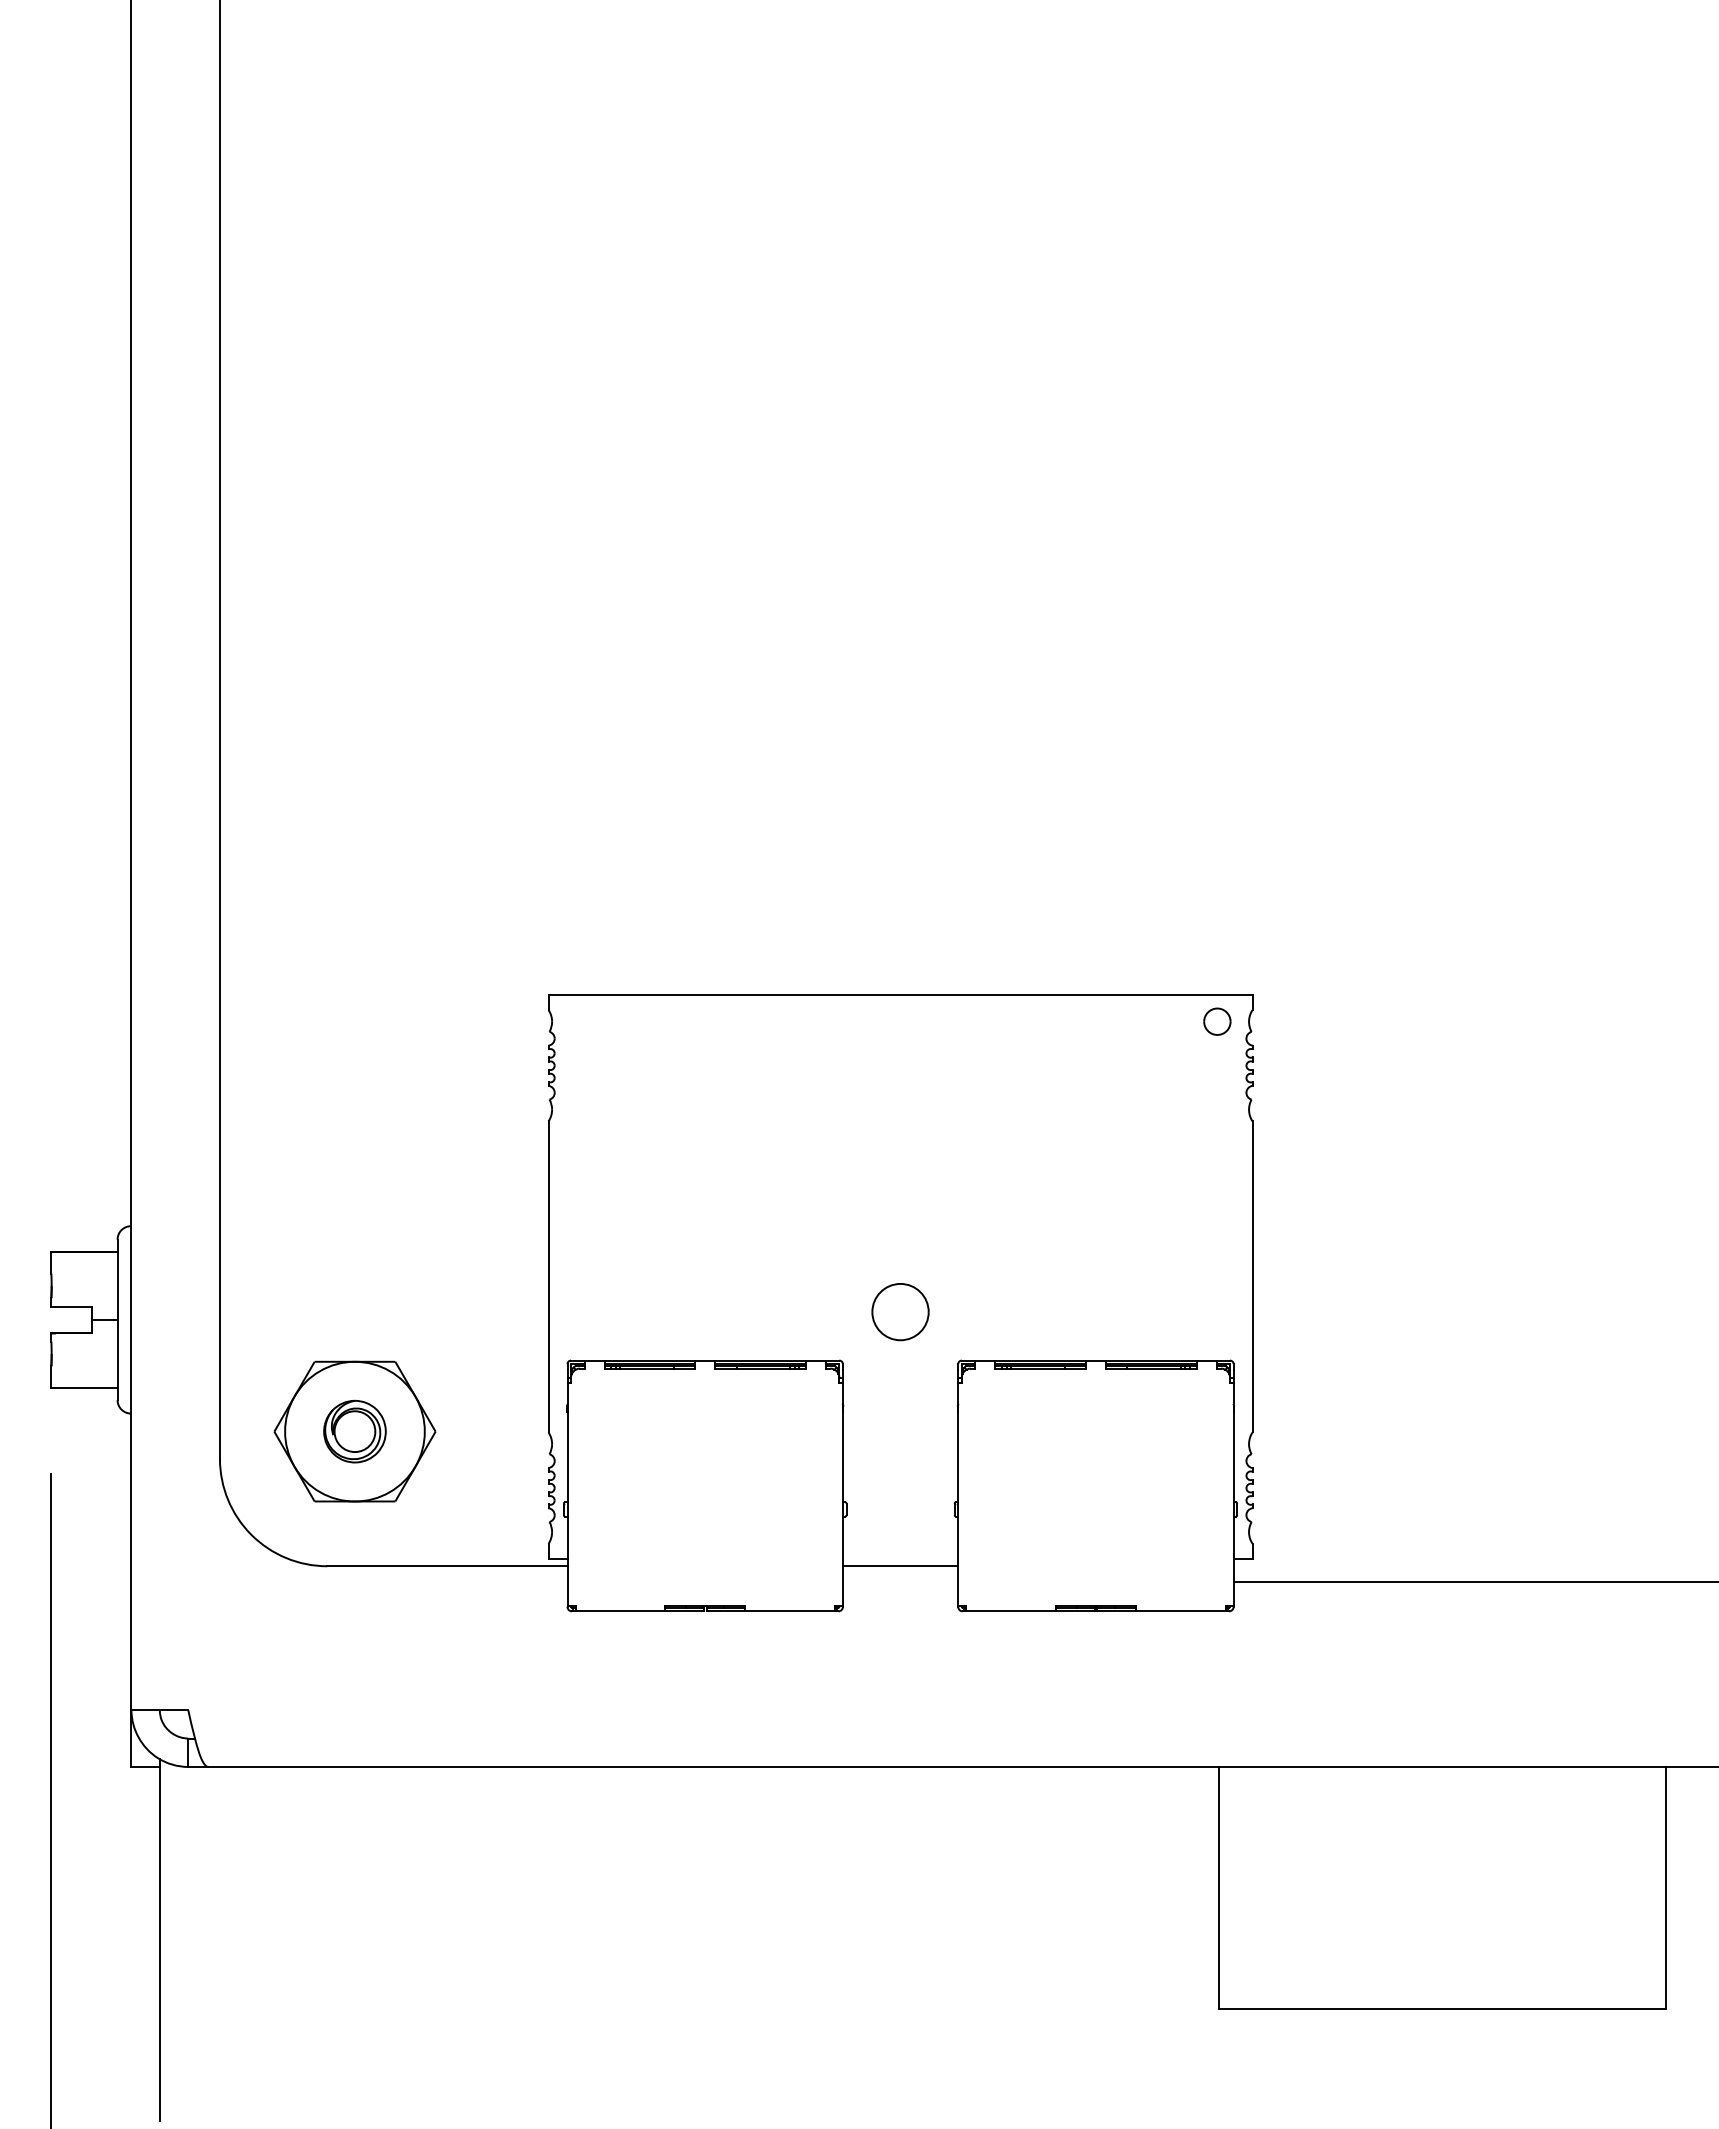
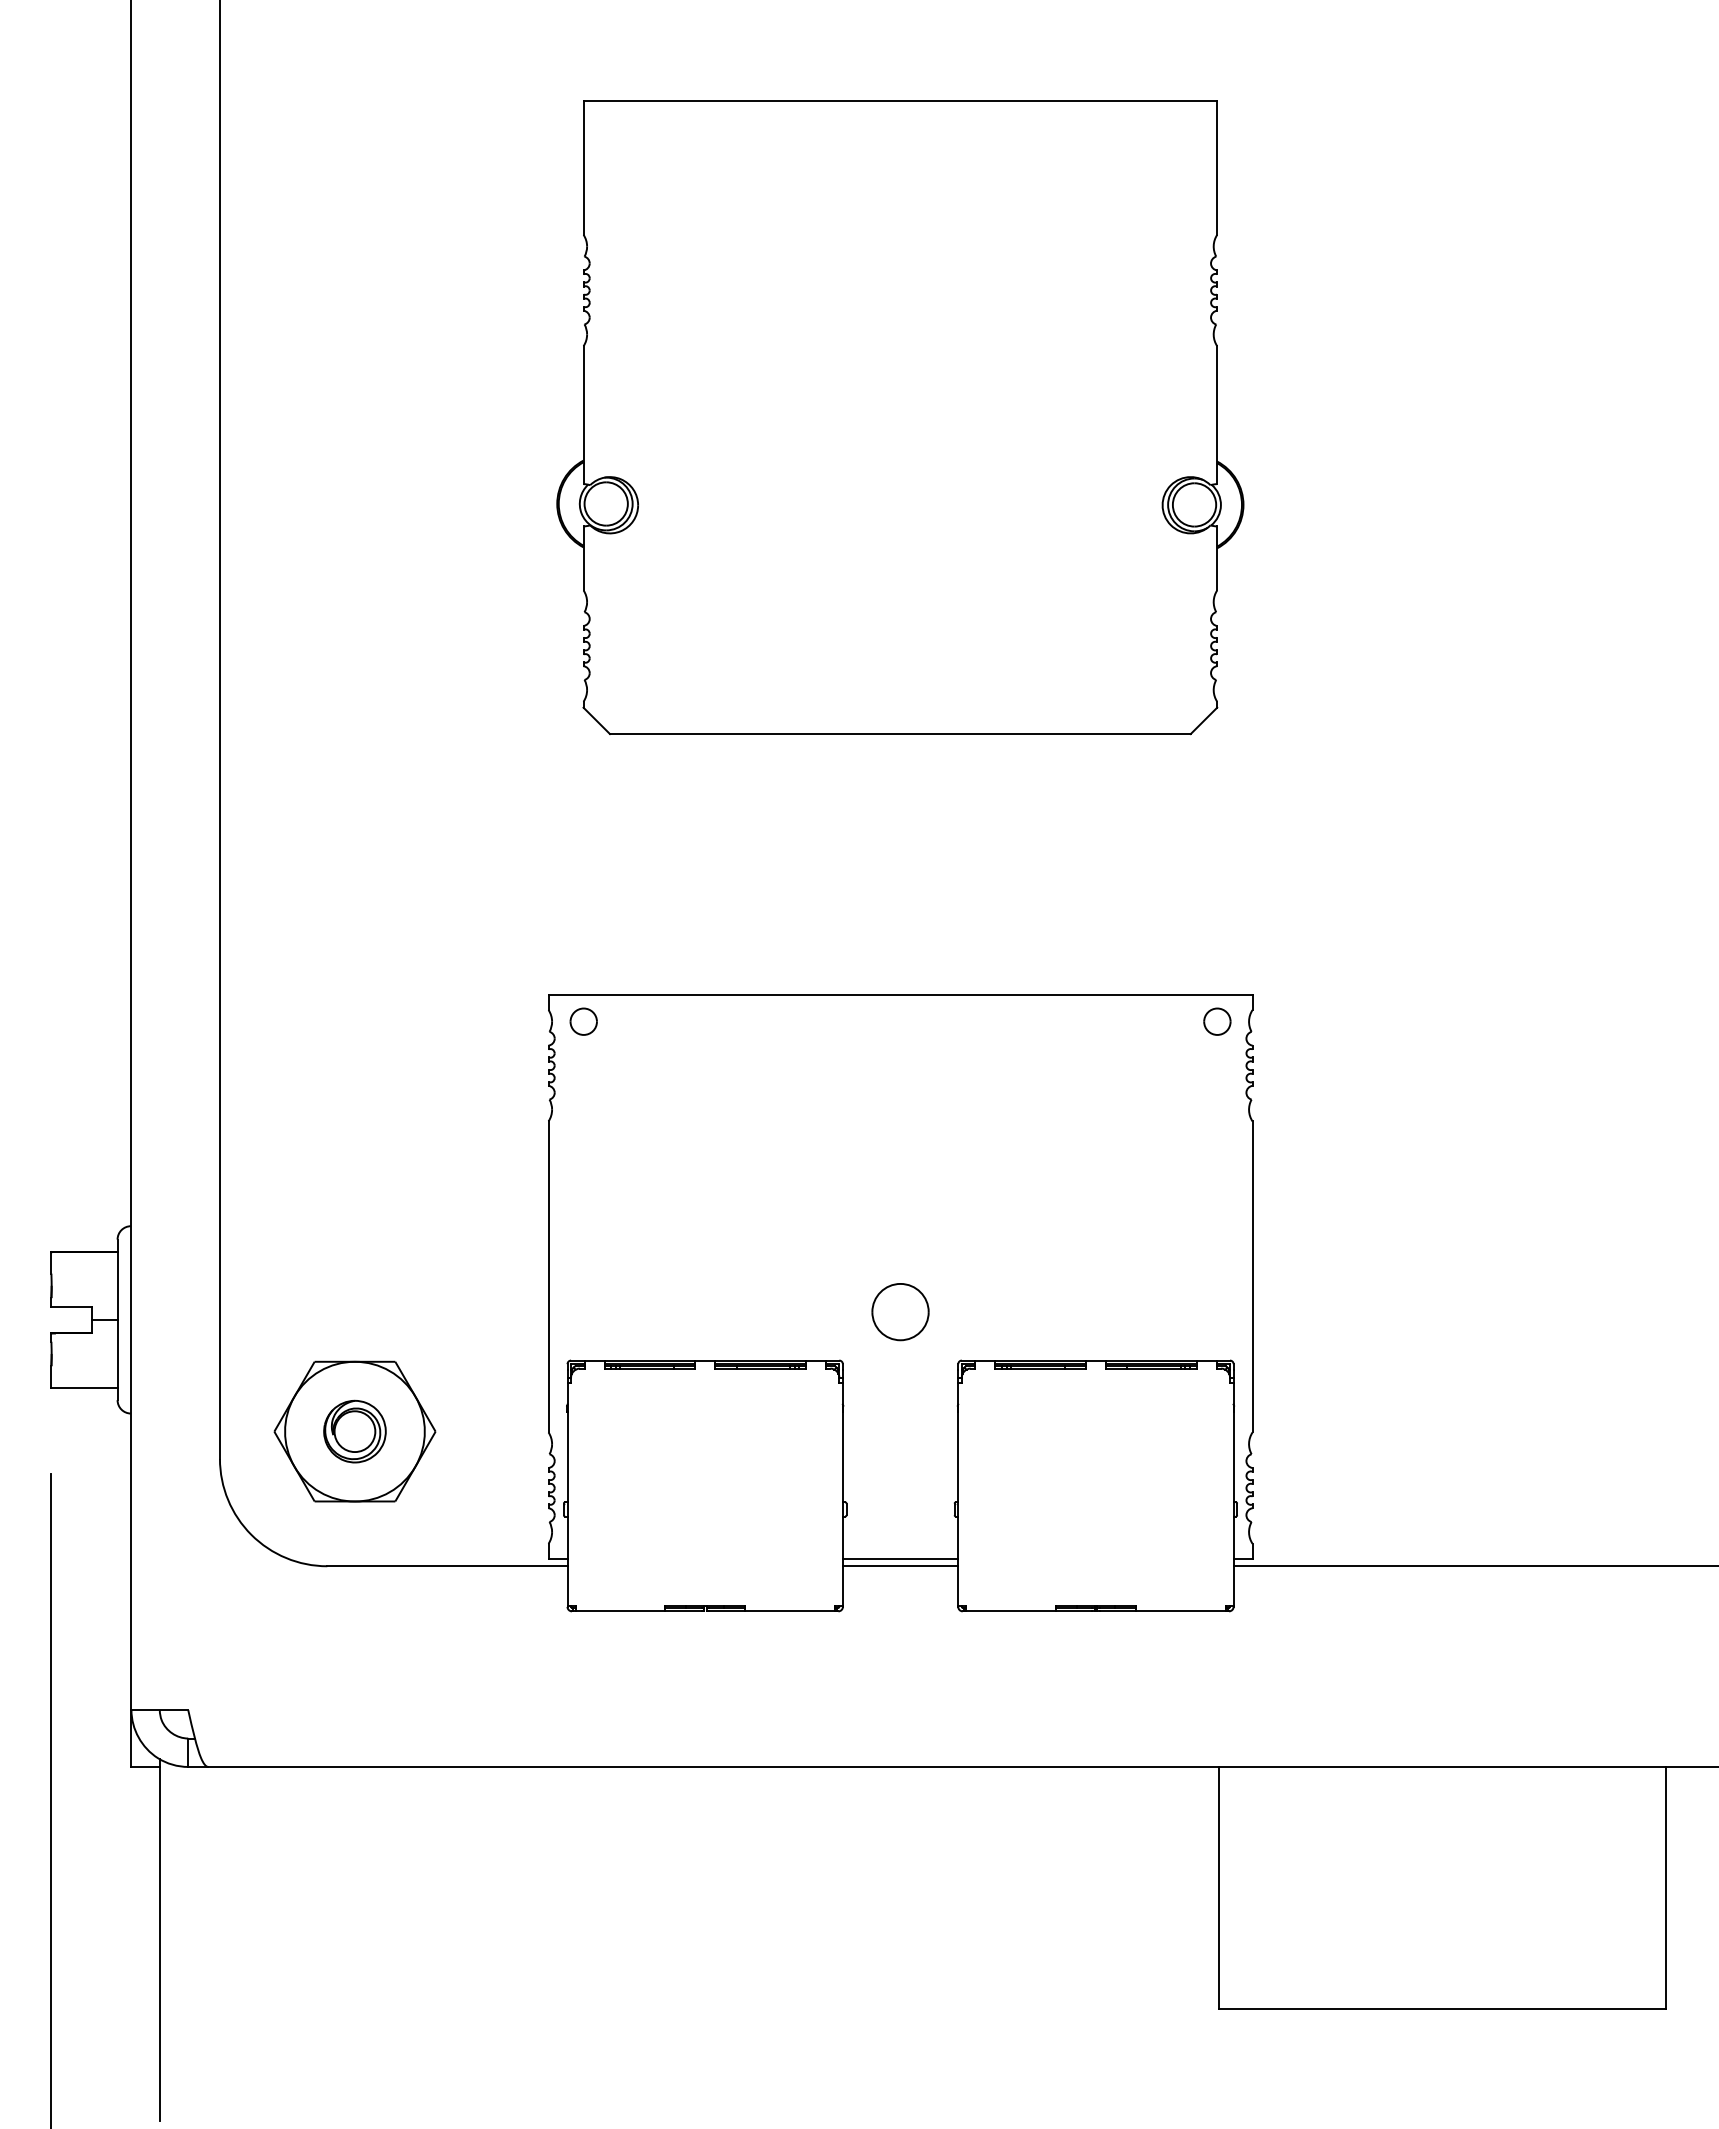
part: none -> present (900, 417)
part: none -> present (583, 1021)
line: none -> present (900, 1558)
line position: (1474, 1582) -> (1474, 1566) (1474, 1566)
